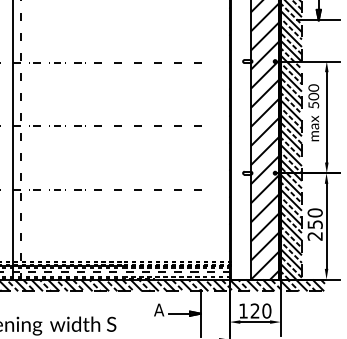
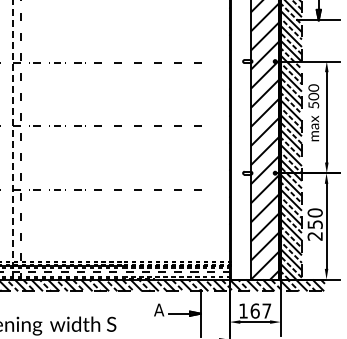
line: solid -> dashed (12, 140)
text: 120 -> 167 (260, 310)
